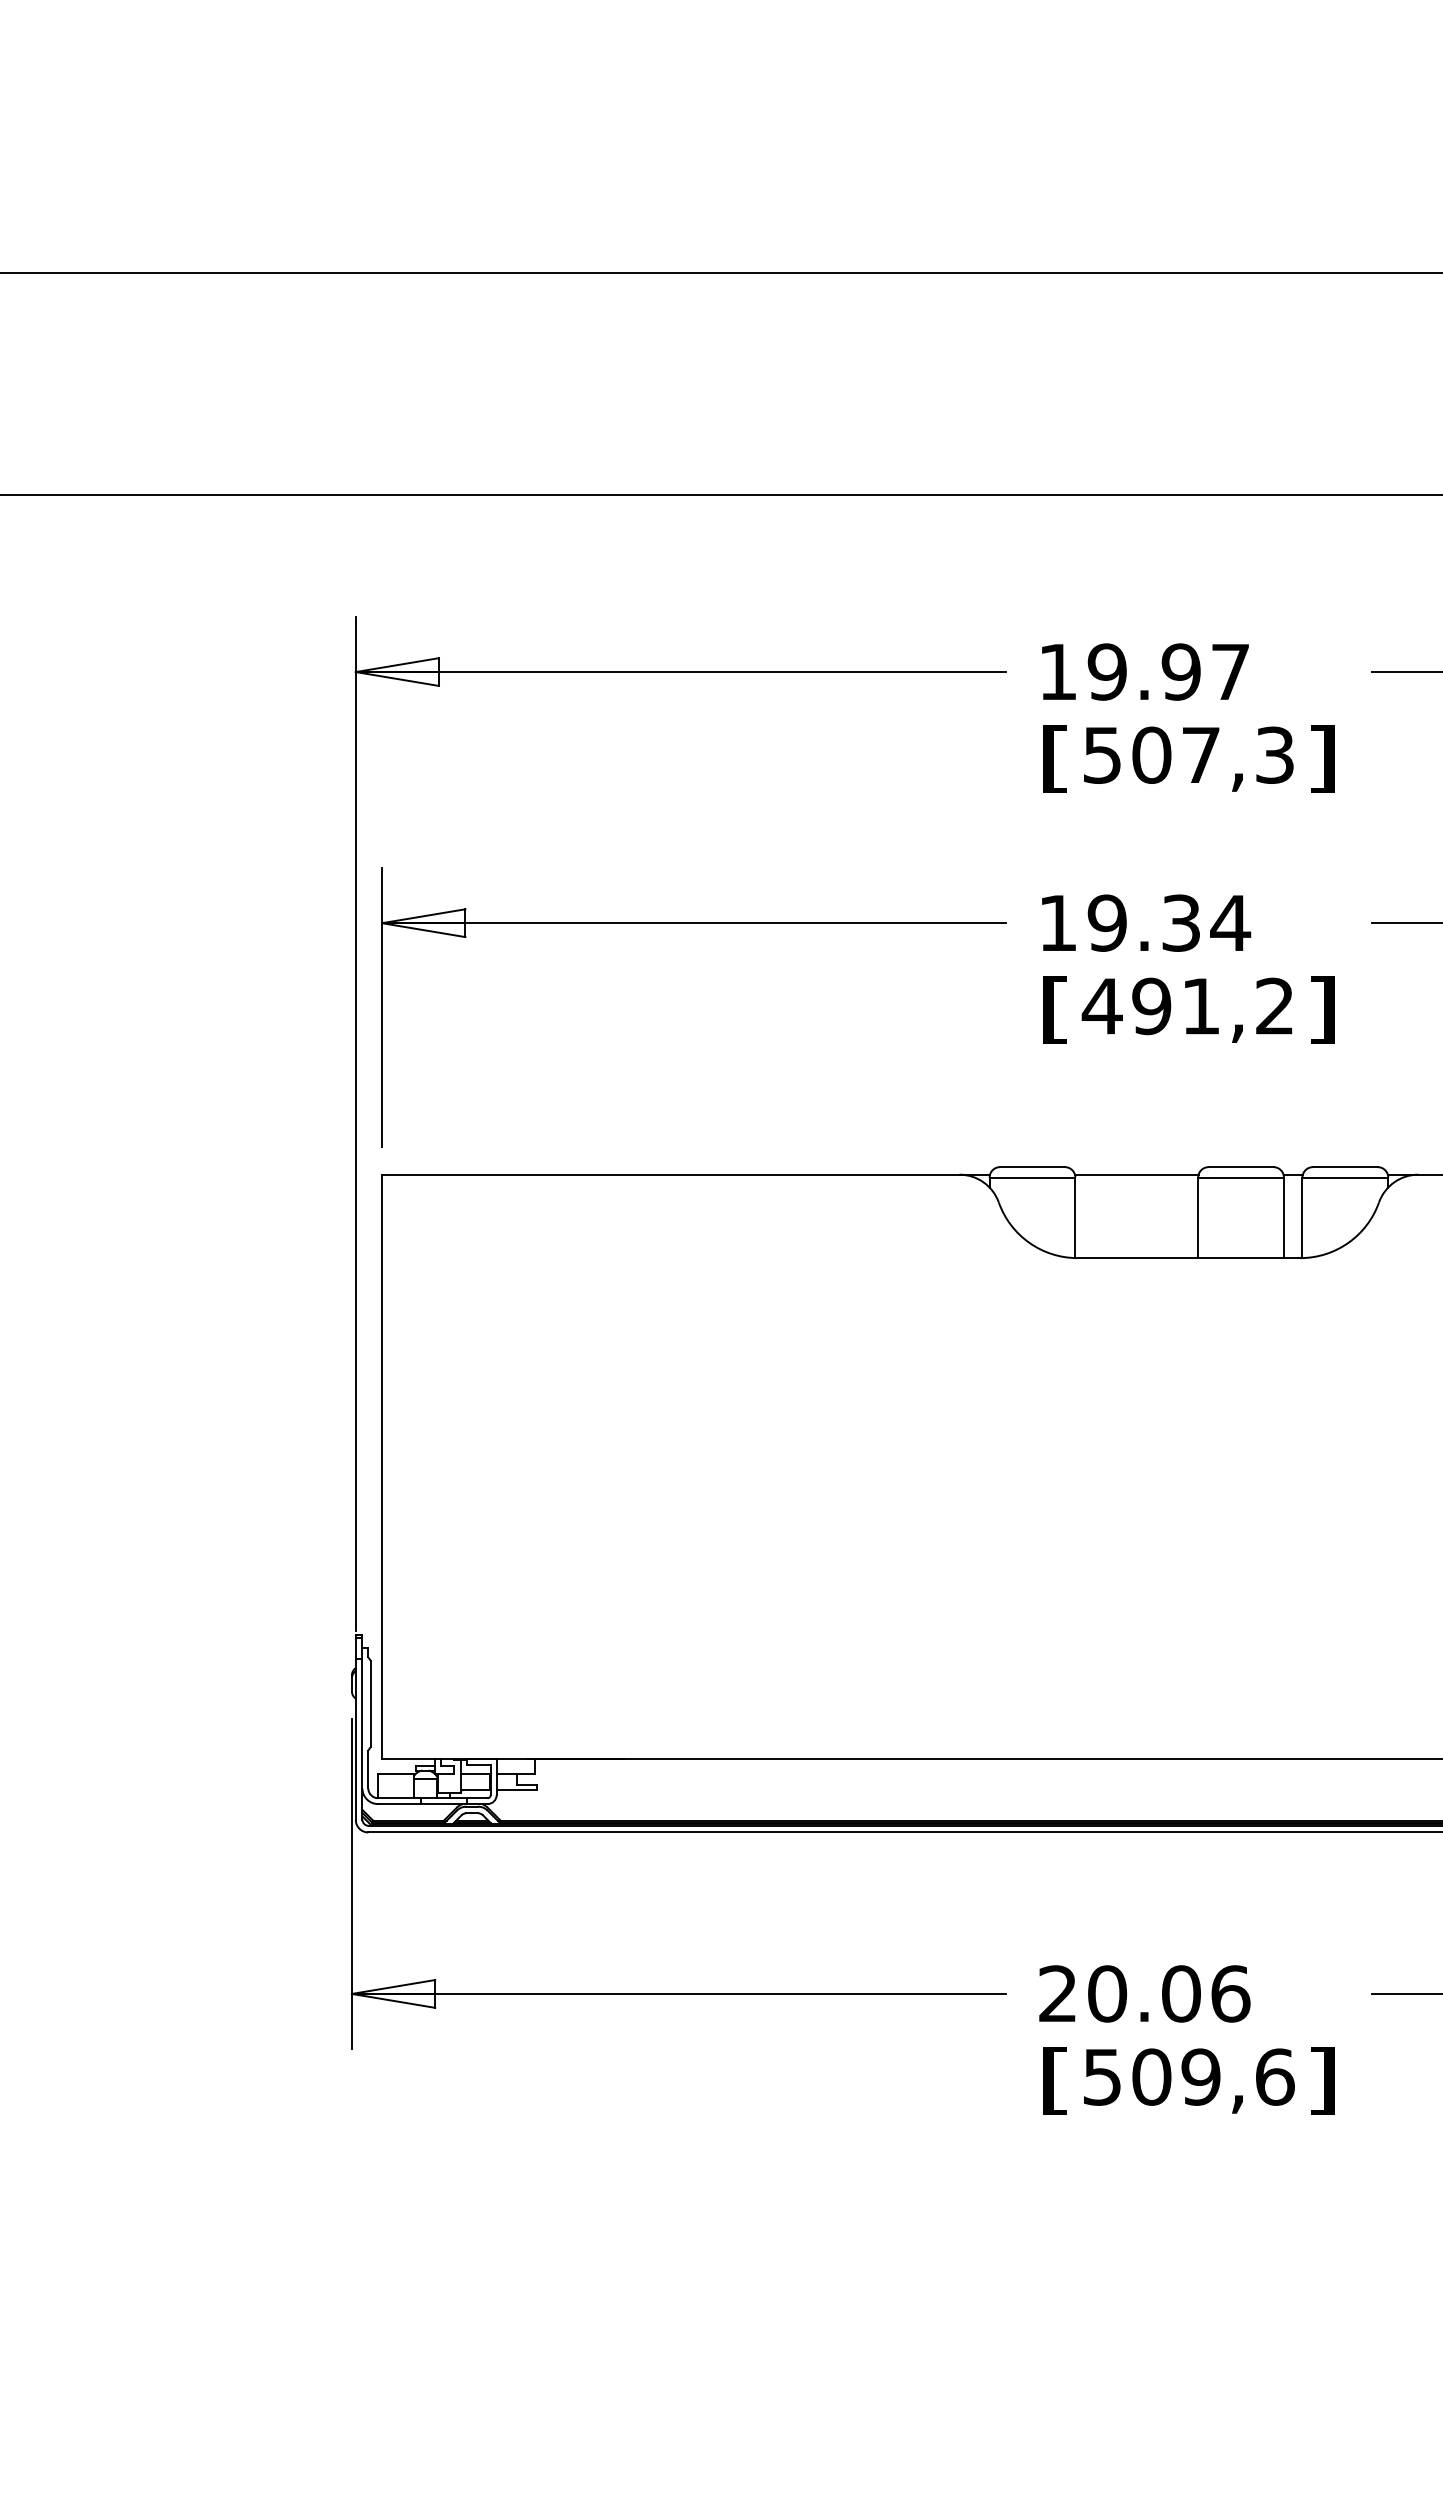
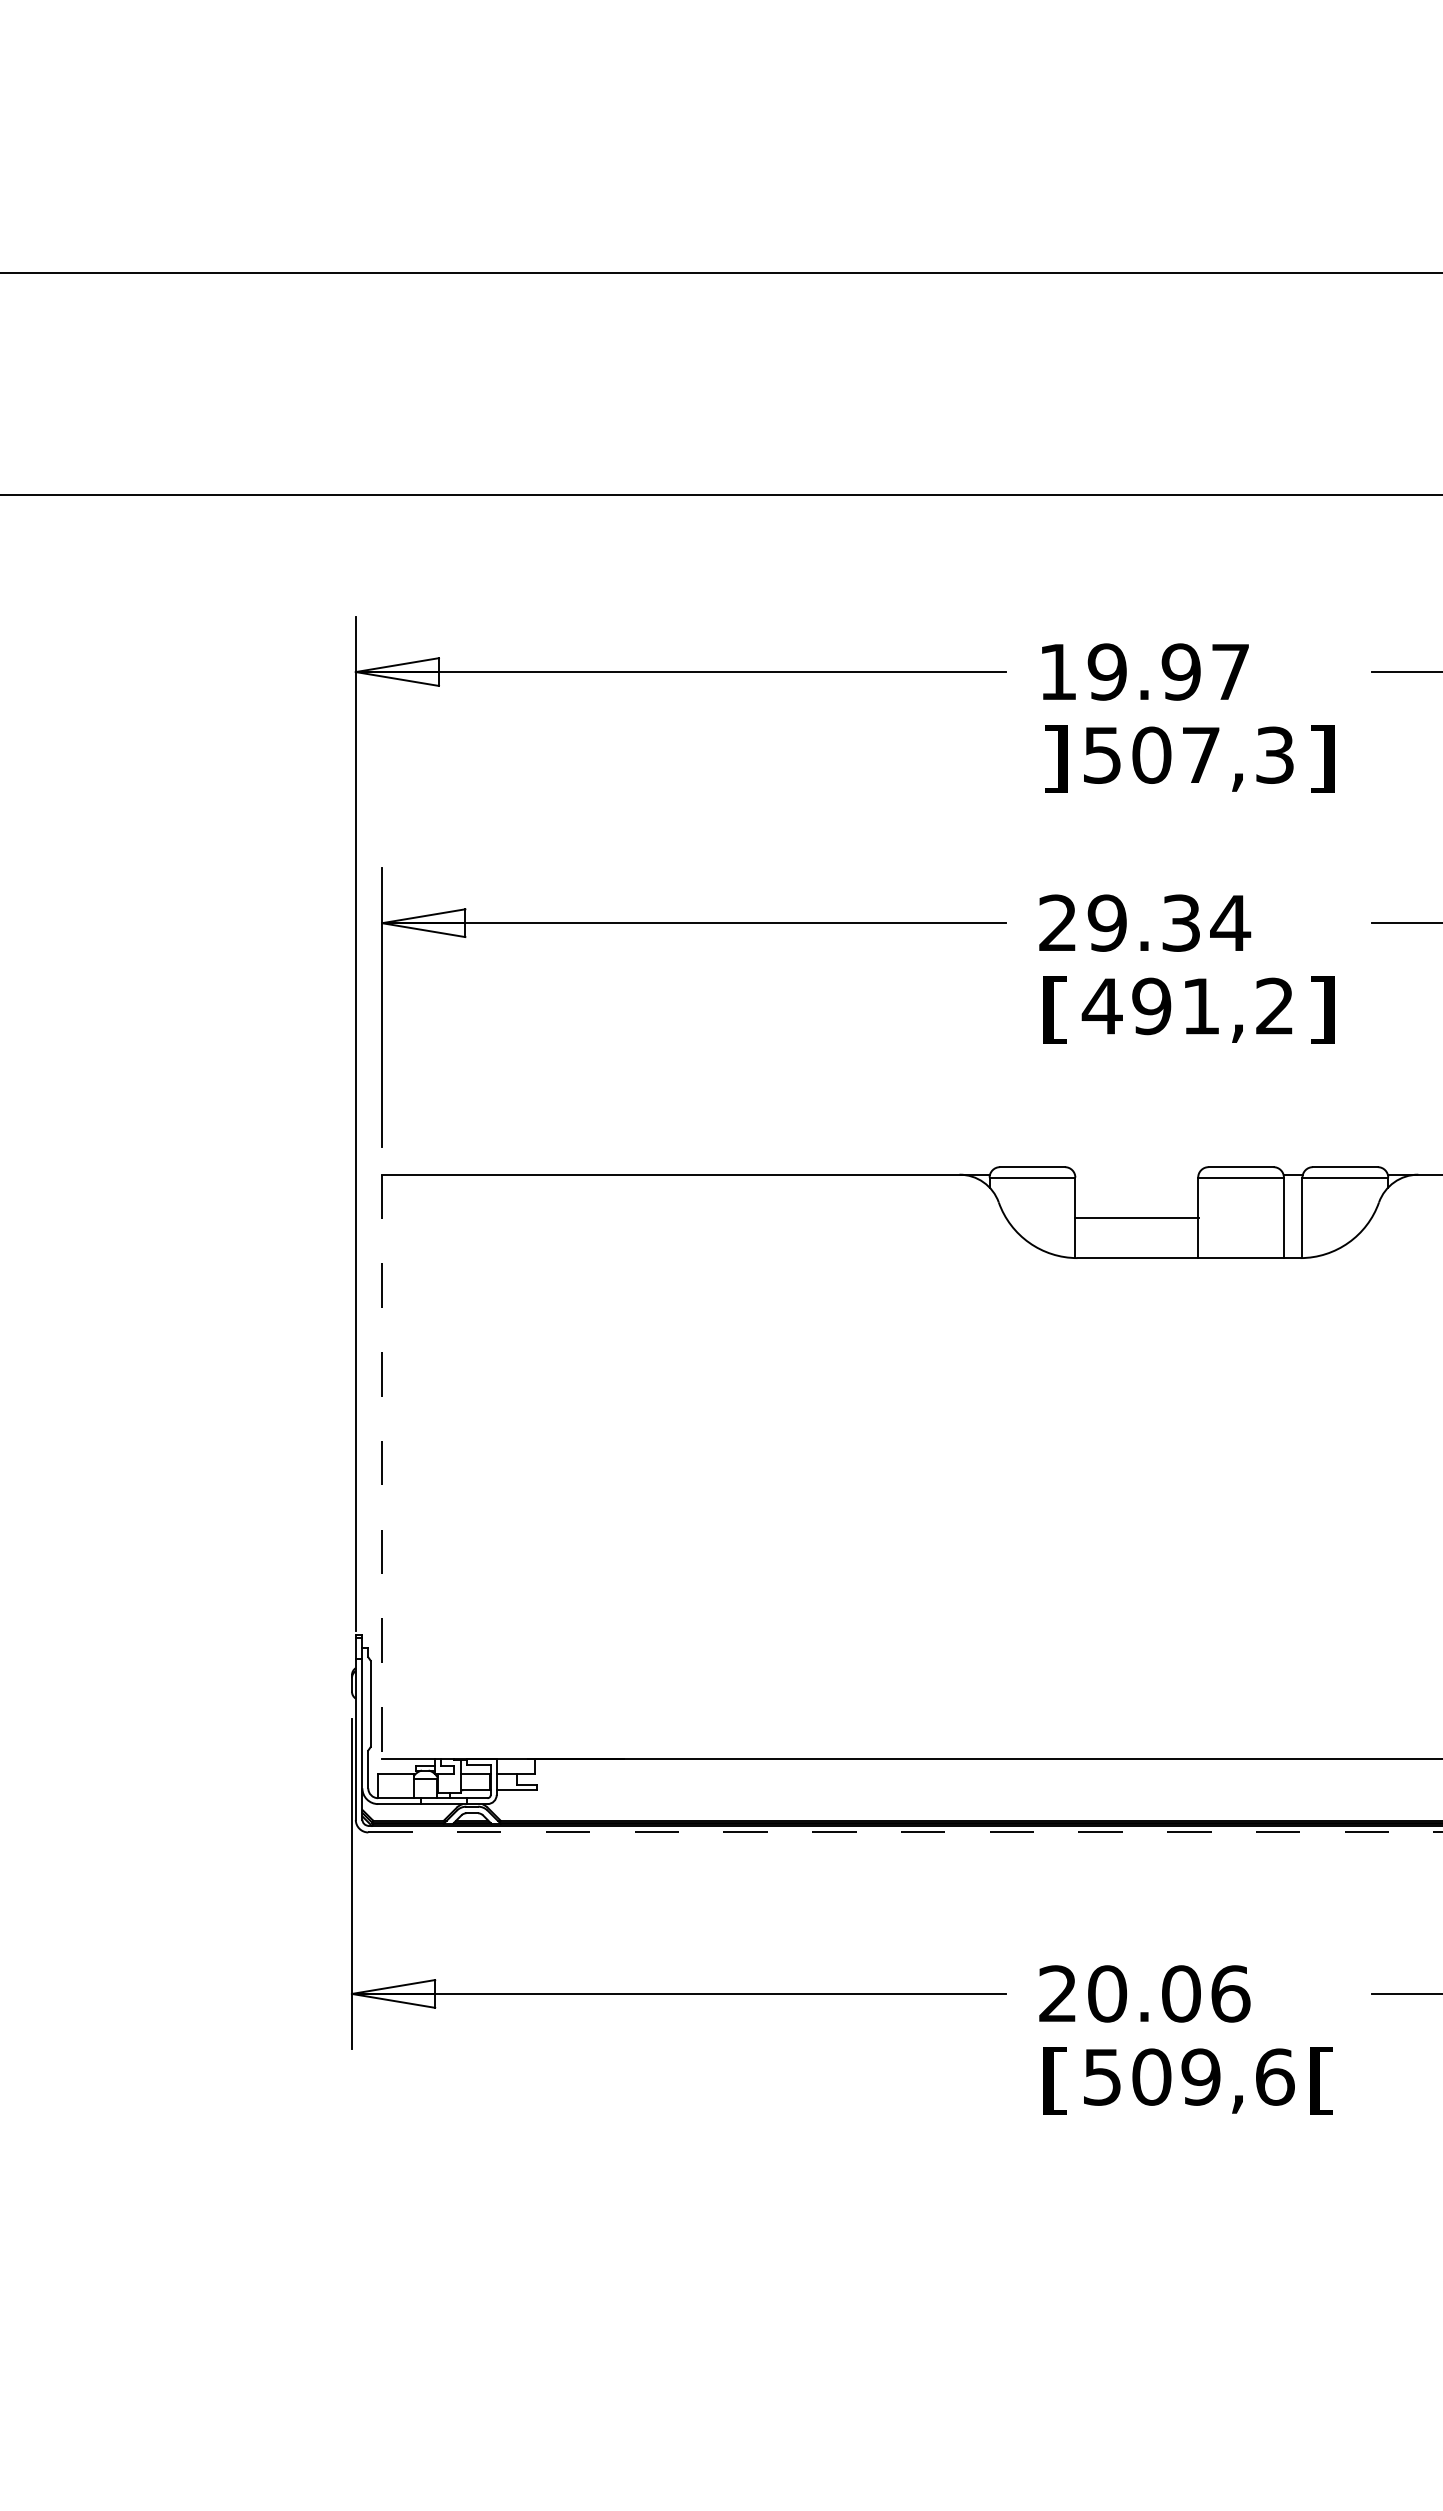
text: [ -> ] (1055, 758)
text: 19.34 -> 29.34 (1057, 922)
line position: (1136, 1174) -> (1136, 1217) (1136, 1217)
line: solid -> dashed (382, 1467)
line: solid -> dashed (906, 1832)
text: ] -> [ (1322, 2080)
